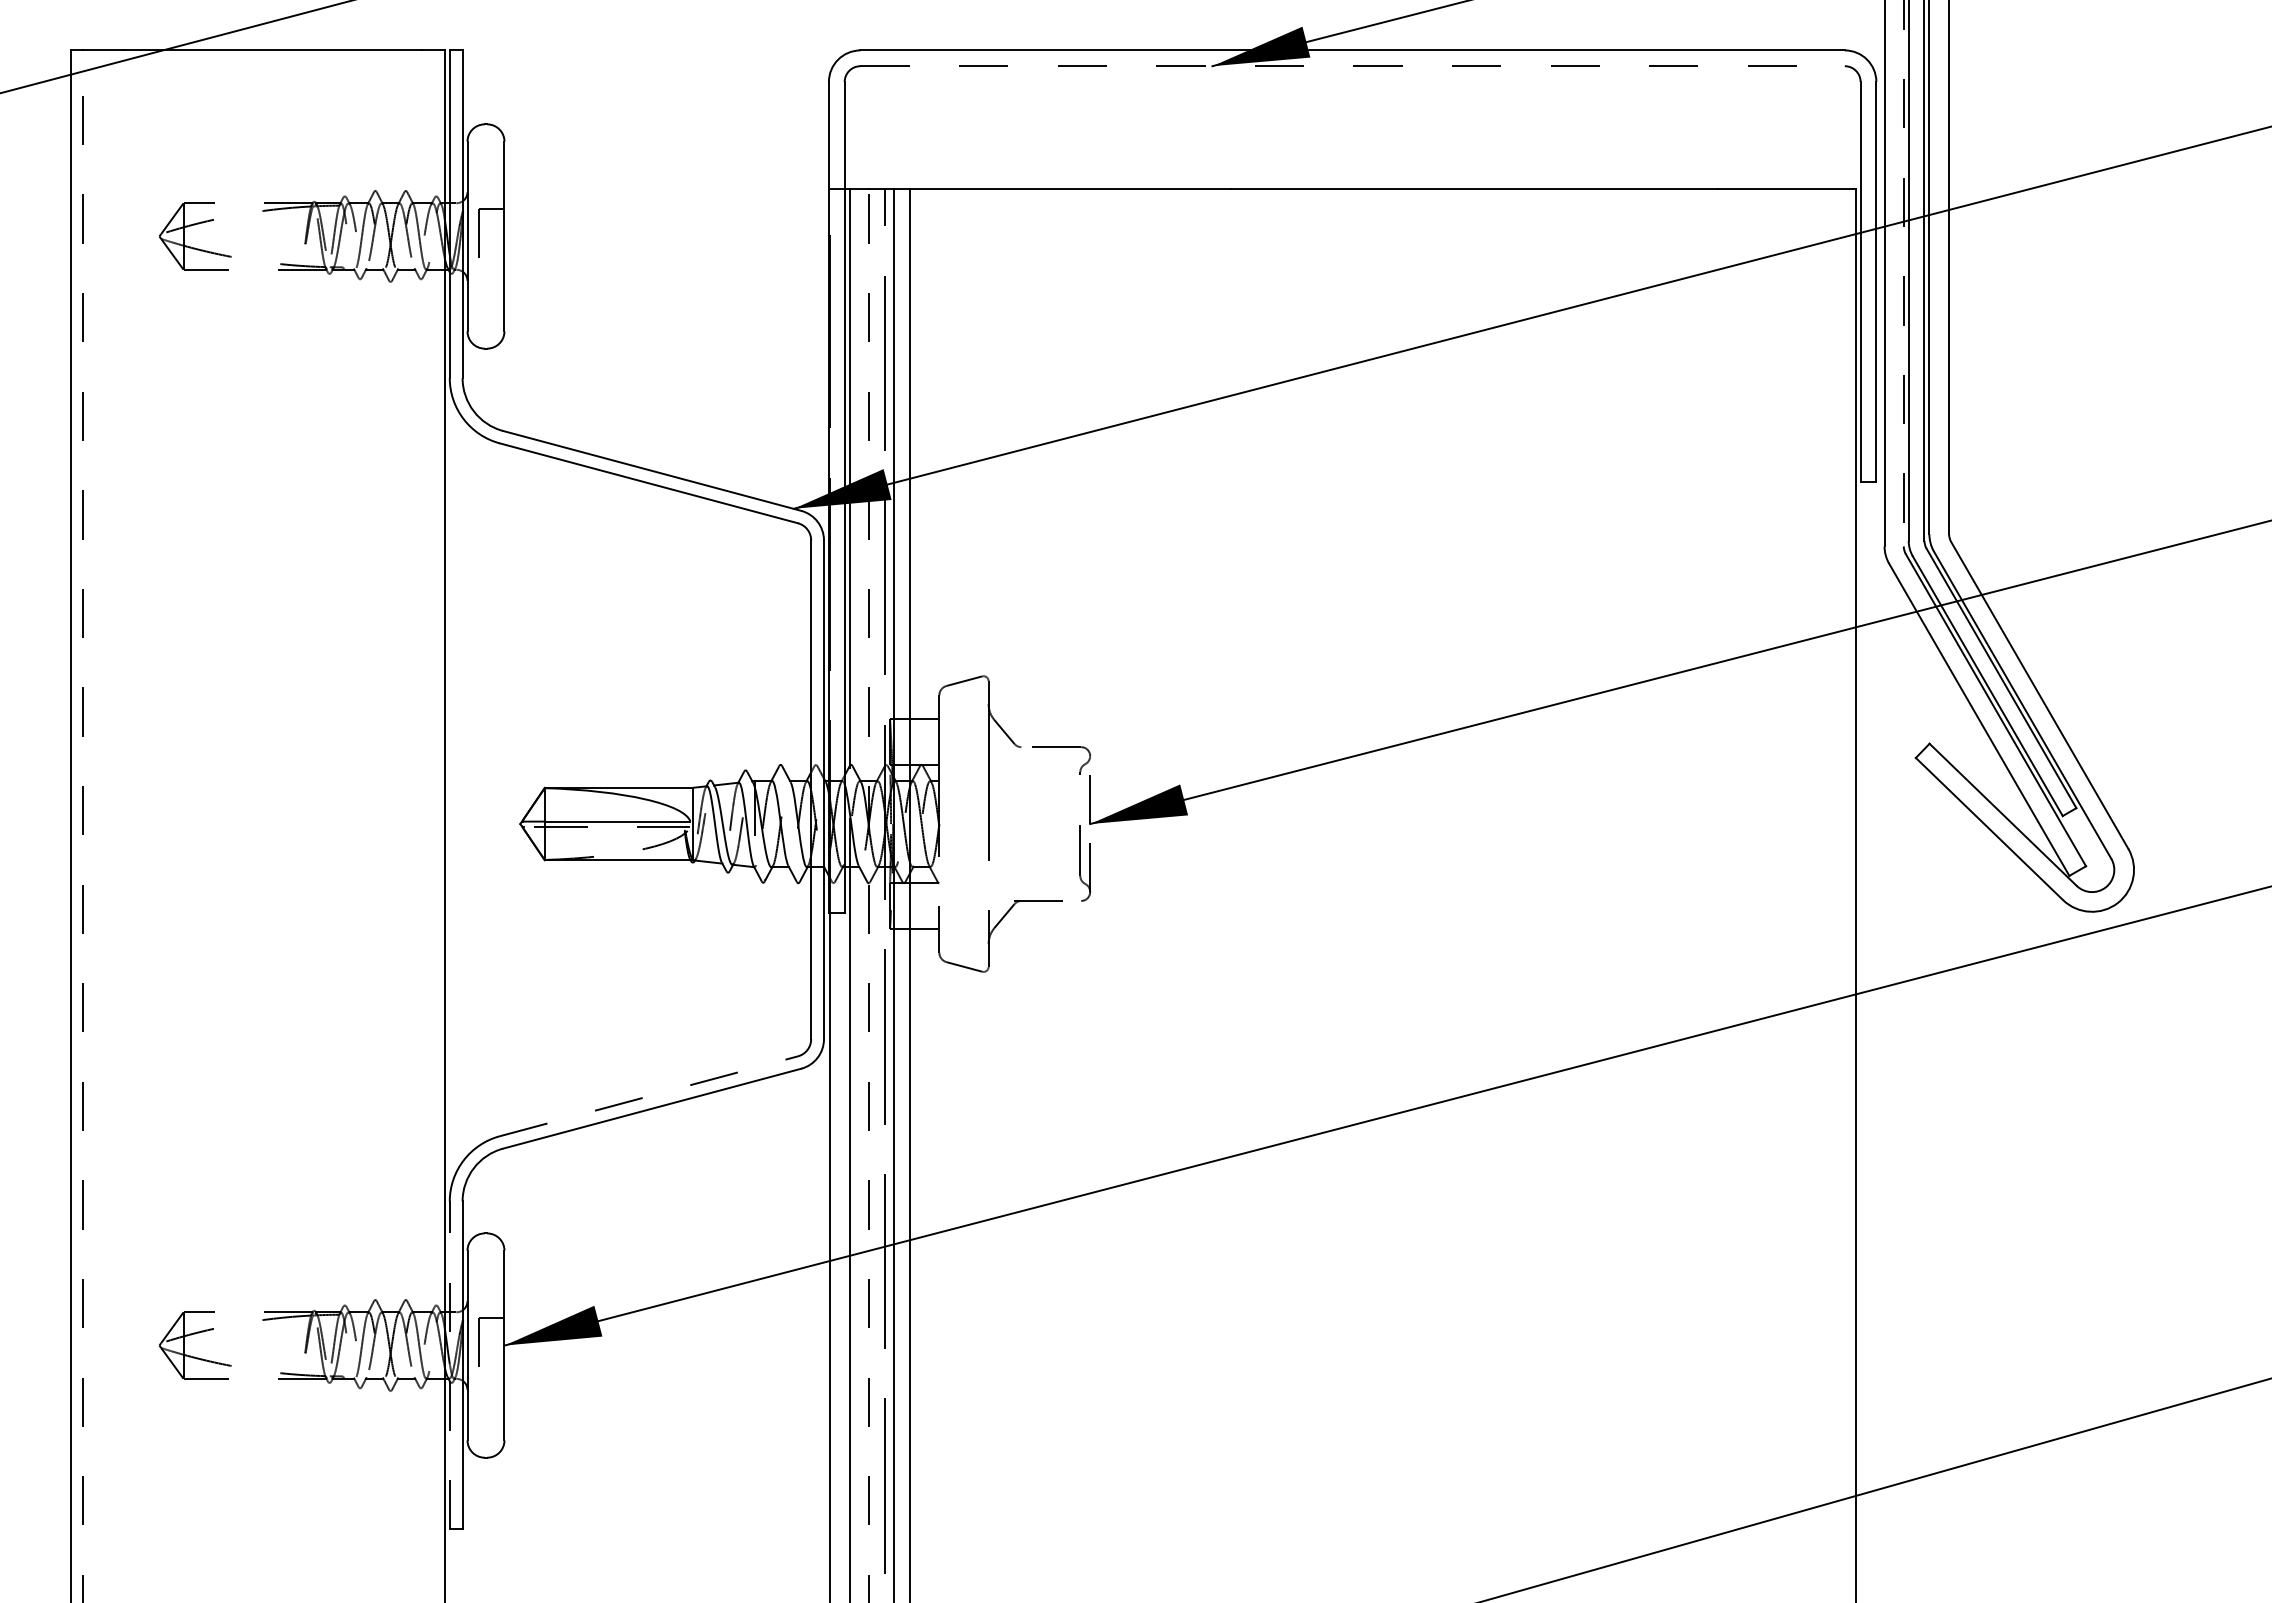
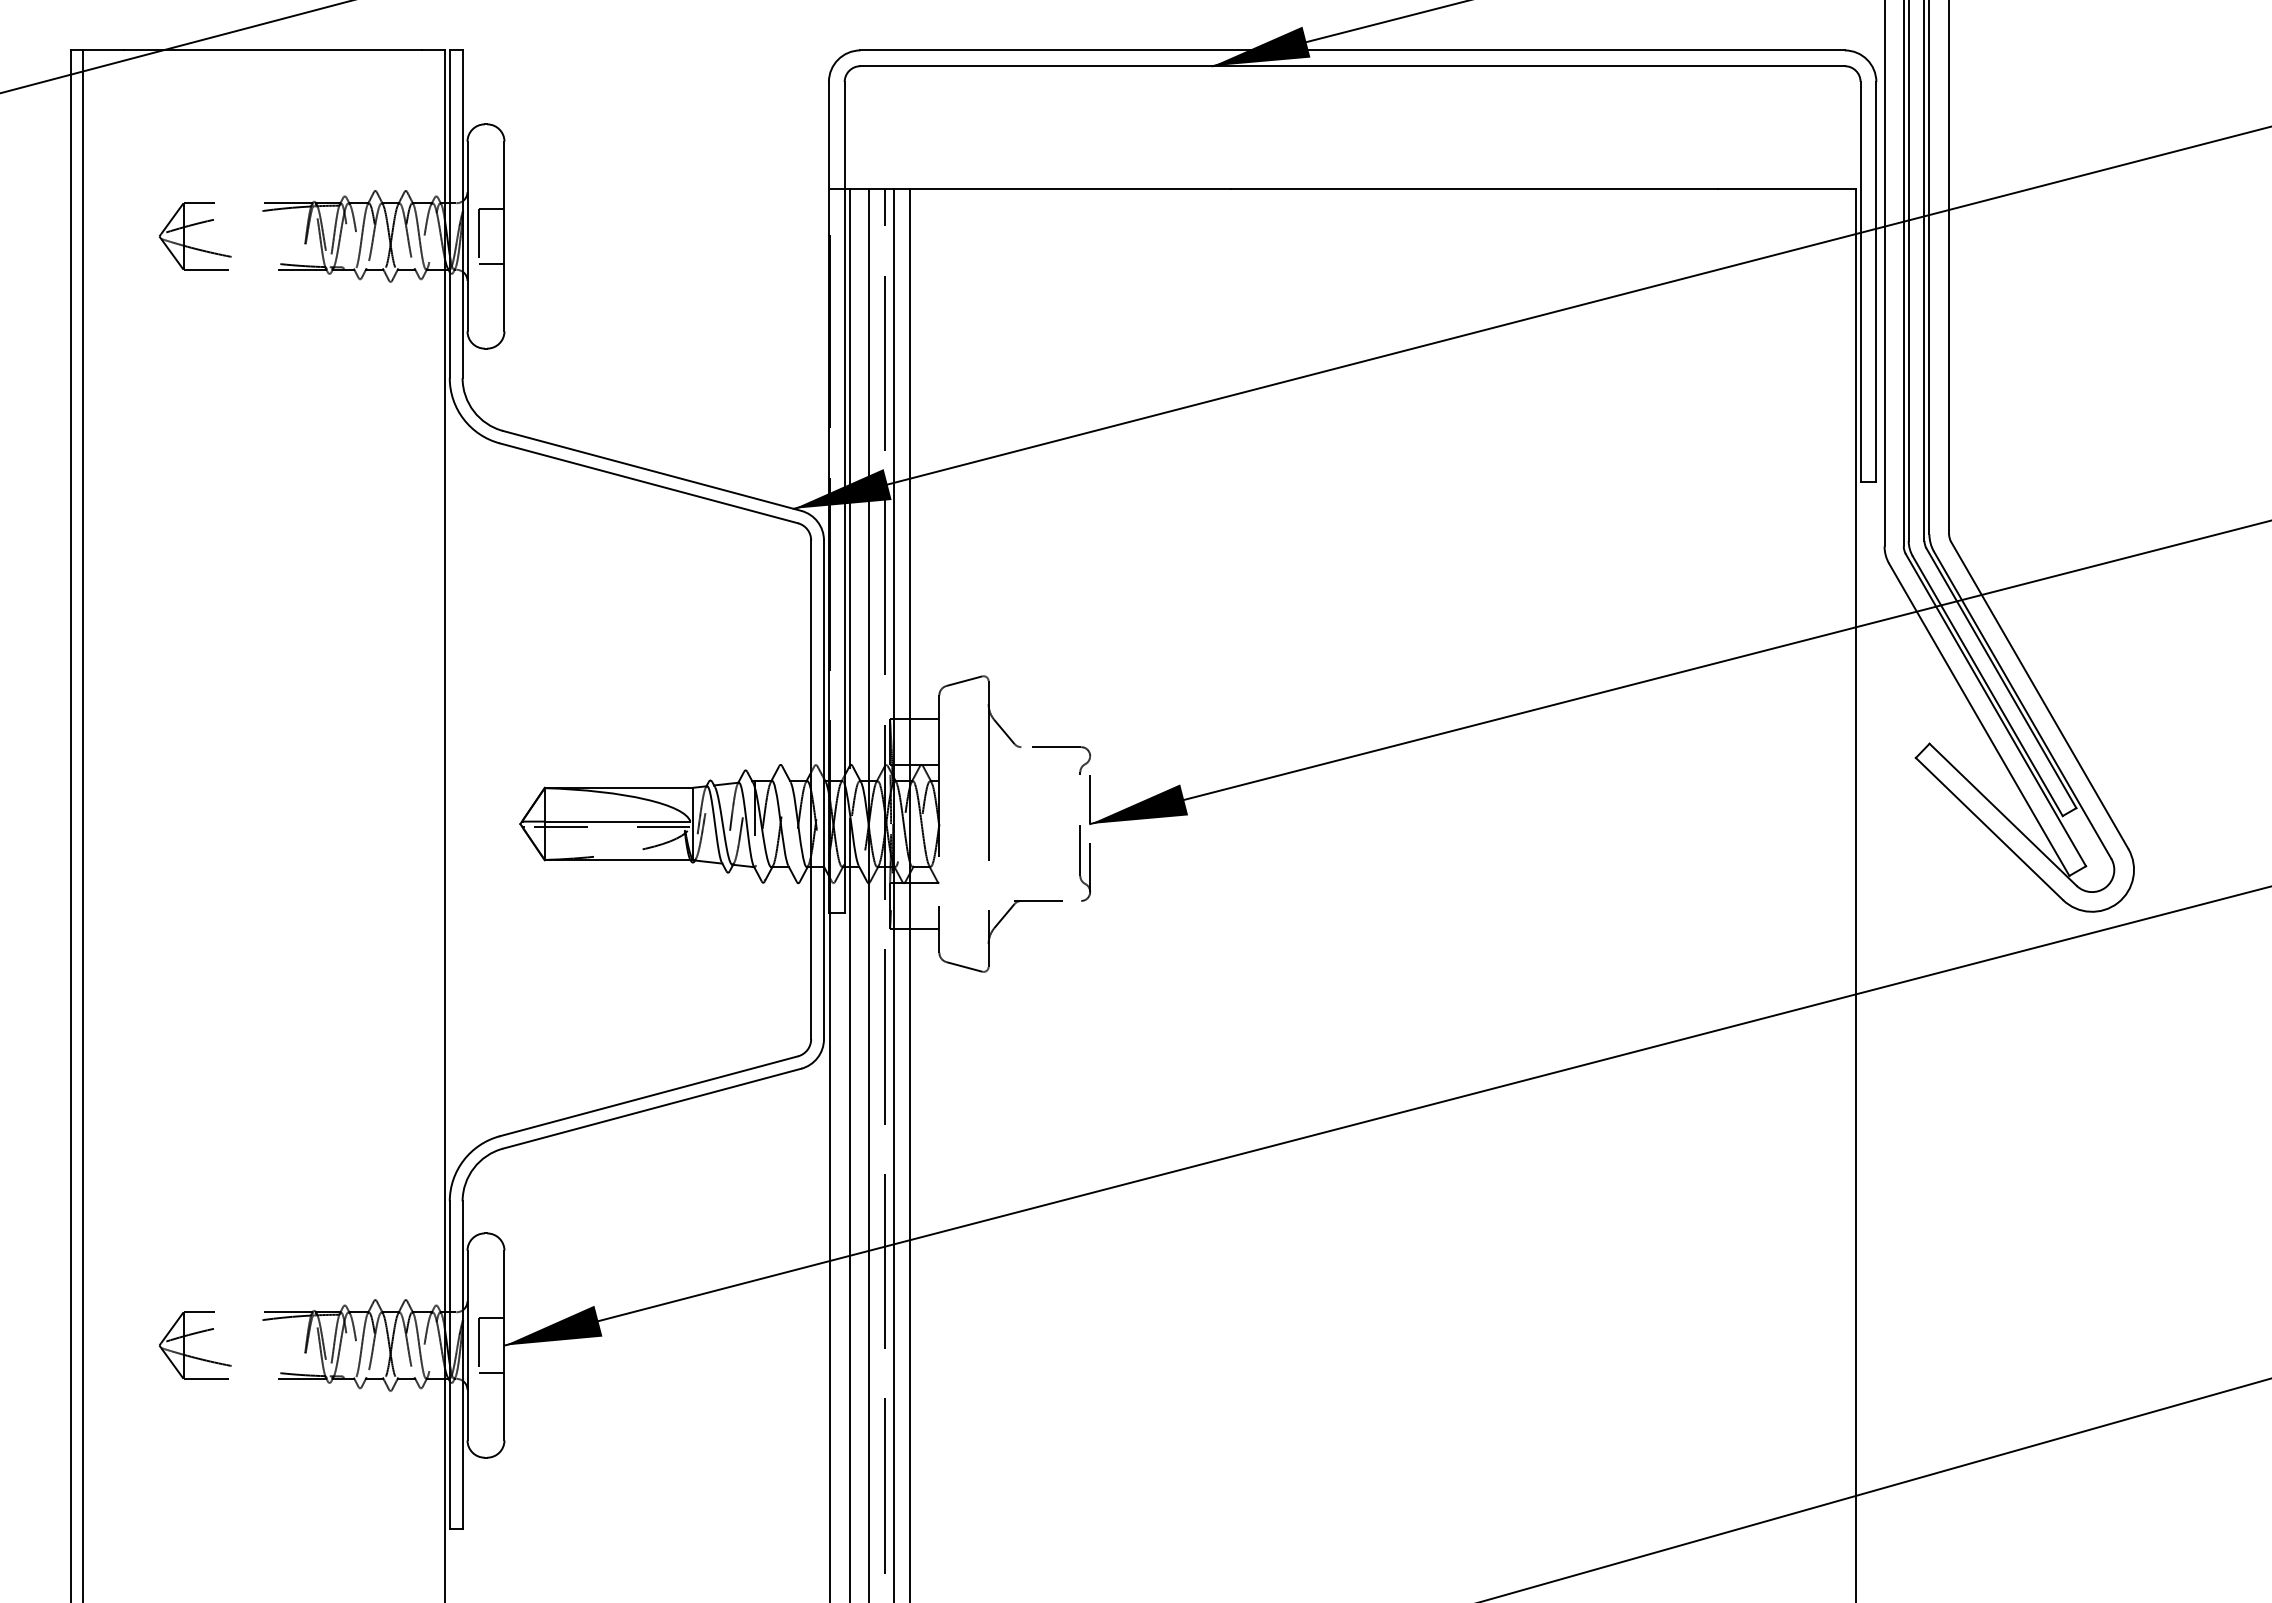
line: dashed -> solid (1353, 66)
line: none -> present (491, 264)
line: dashed -> solid (1903, 273)
line: dashed -> solid (83, 825)
line: dashed -> solid (869, 895)
line: dashed -> solid (649, 1096)
line: dashed -> solid (449, 1365)
line: none -> present (491, 1373)
